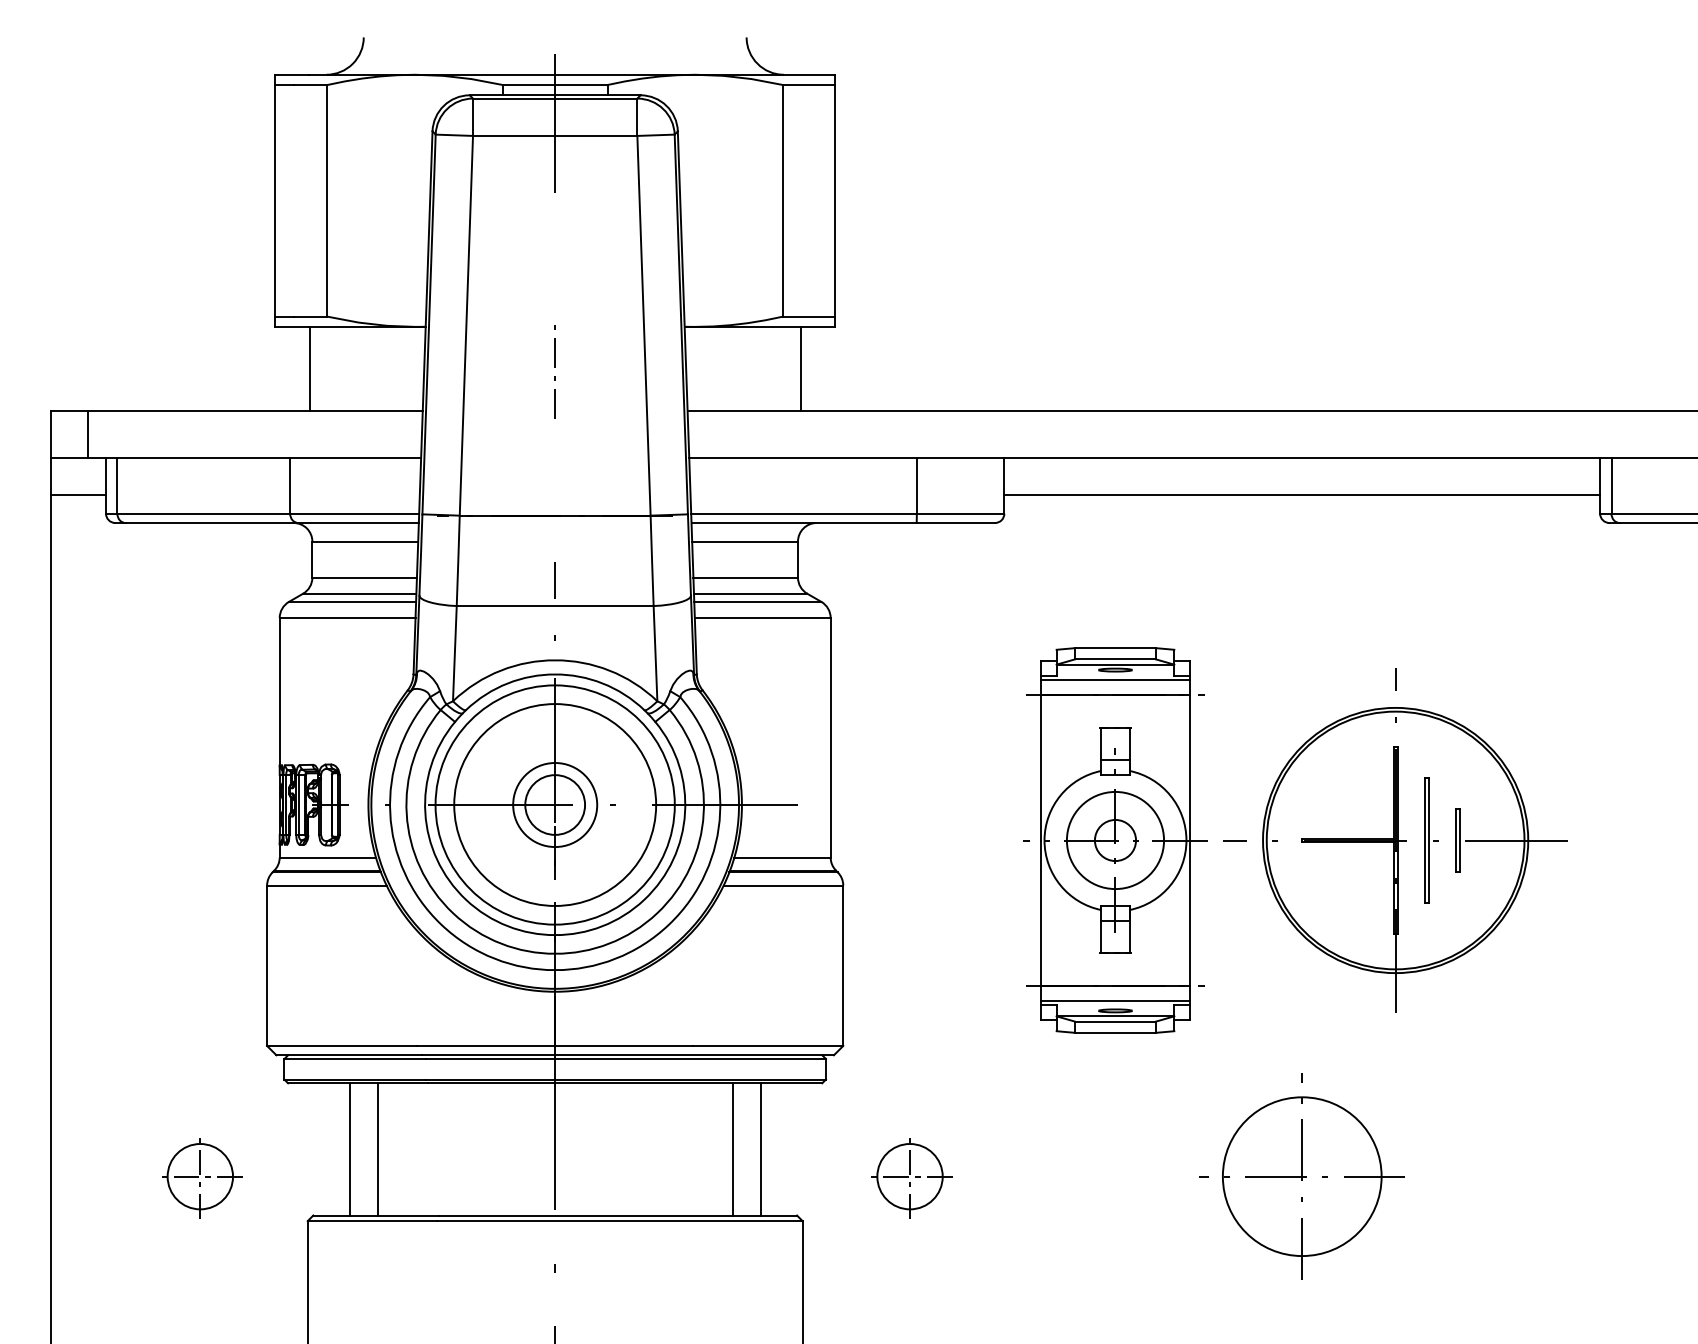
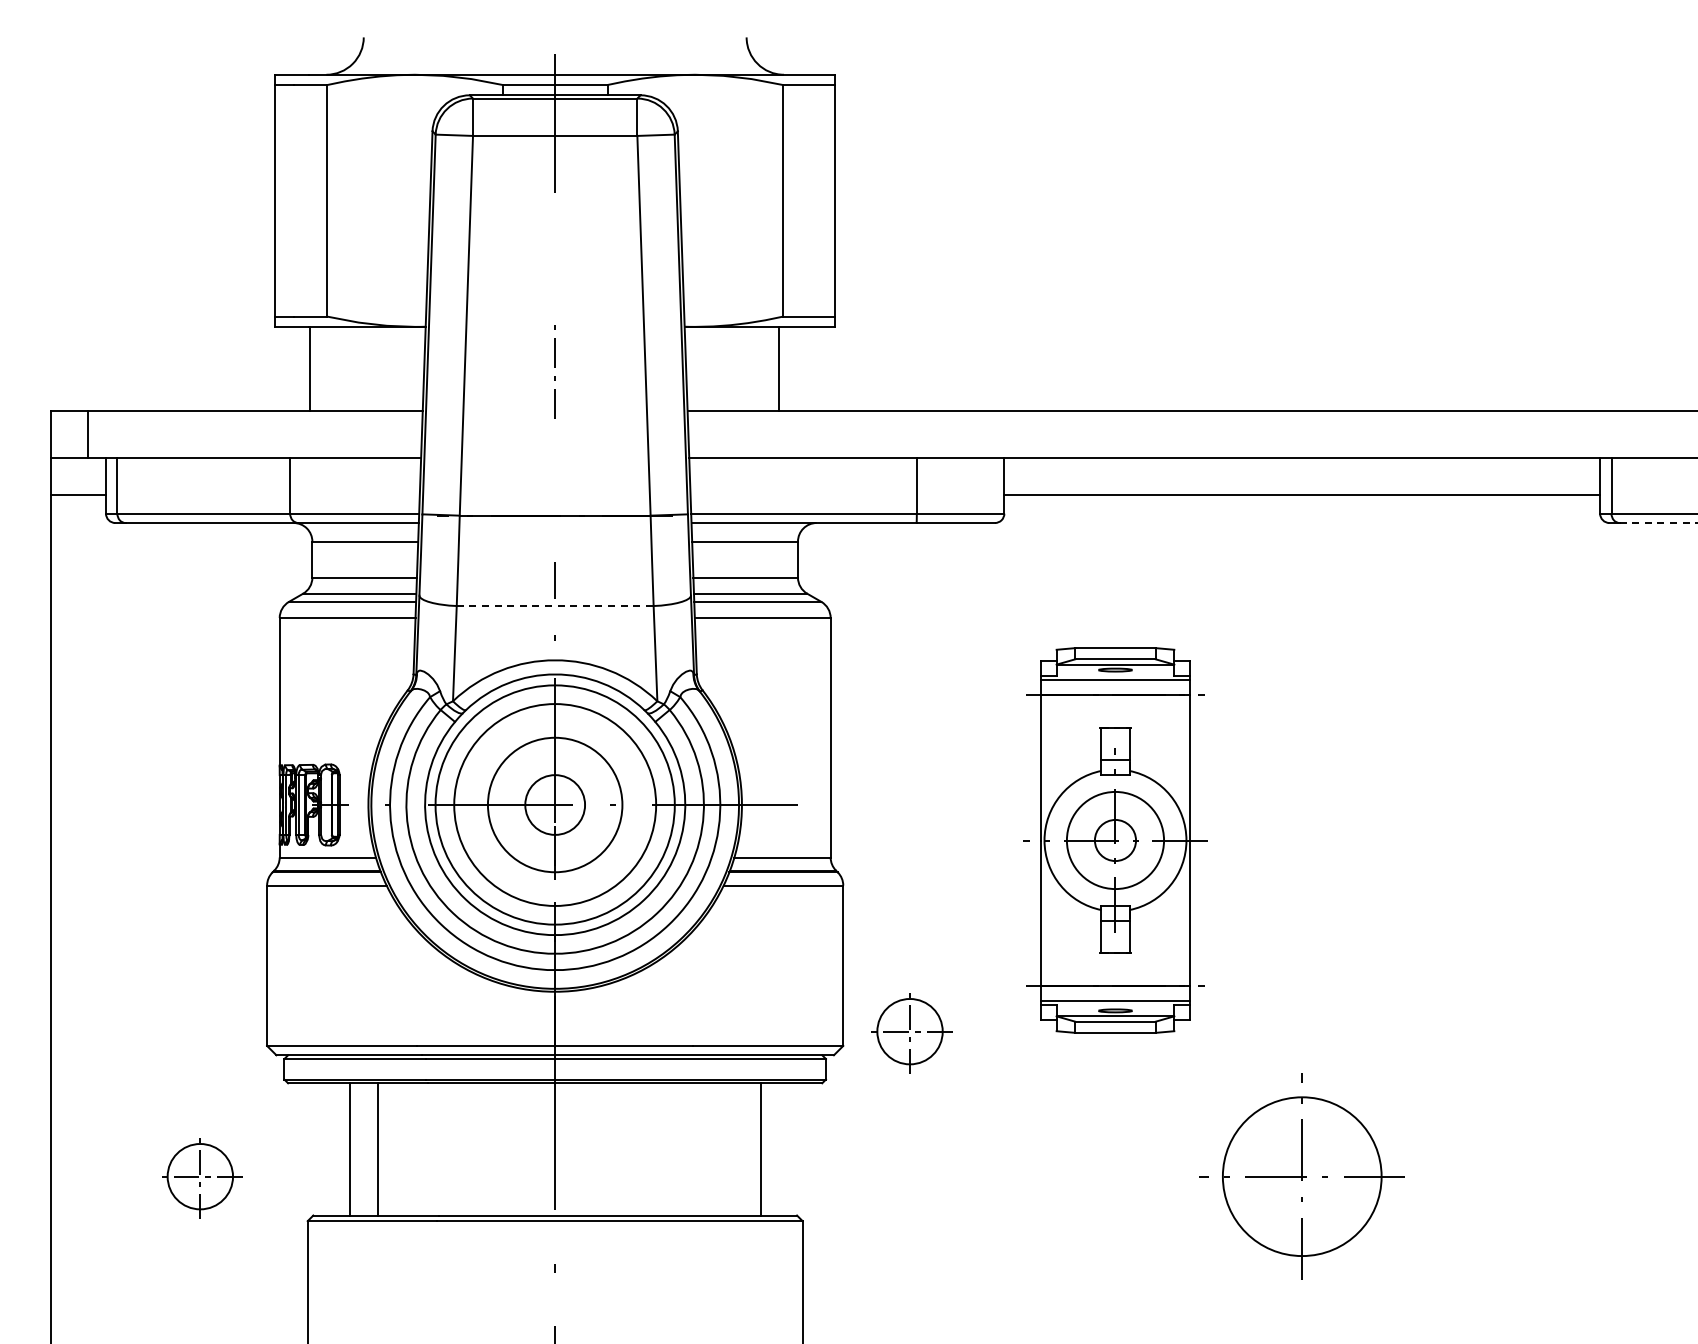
line position: (800, 368) -> (778, 368) (778, 368)
line: solid -> dashed (1658, 523)
line: solid -> dashed (555, 606)
circle diameter: 84 px -> 134 px (554, 804)
part: present -> none (1395, 840)
line: present -> none (732, 1149)
part position: (911, 1178) -> (911, 1033) (911, 1033)
